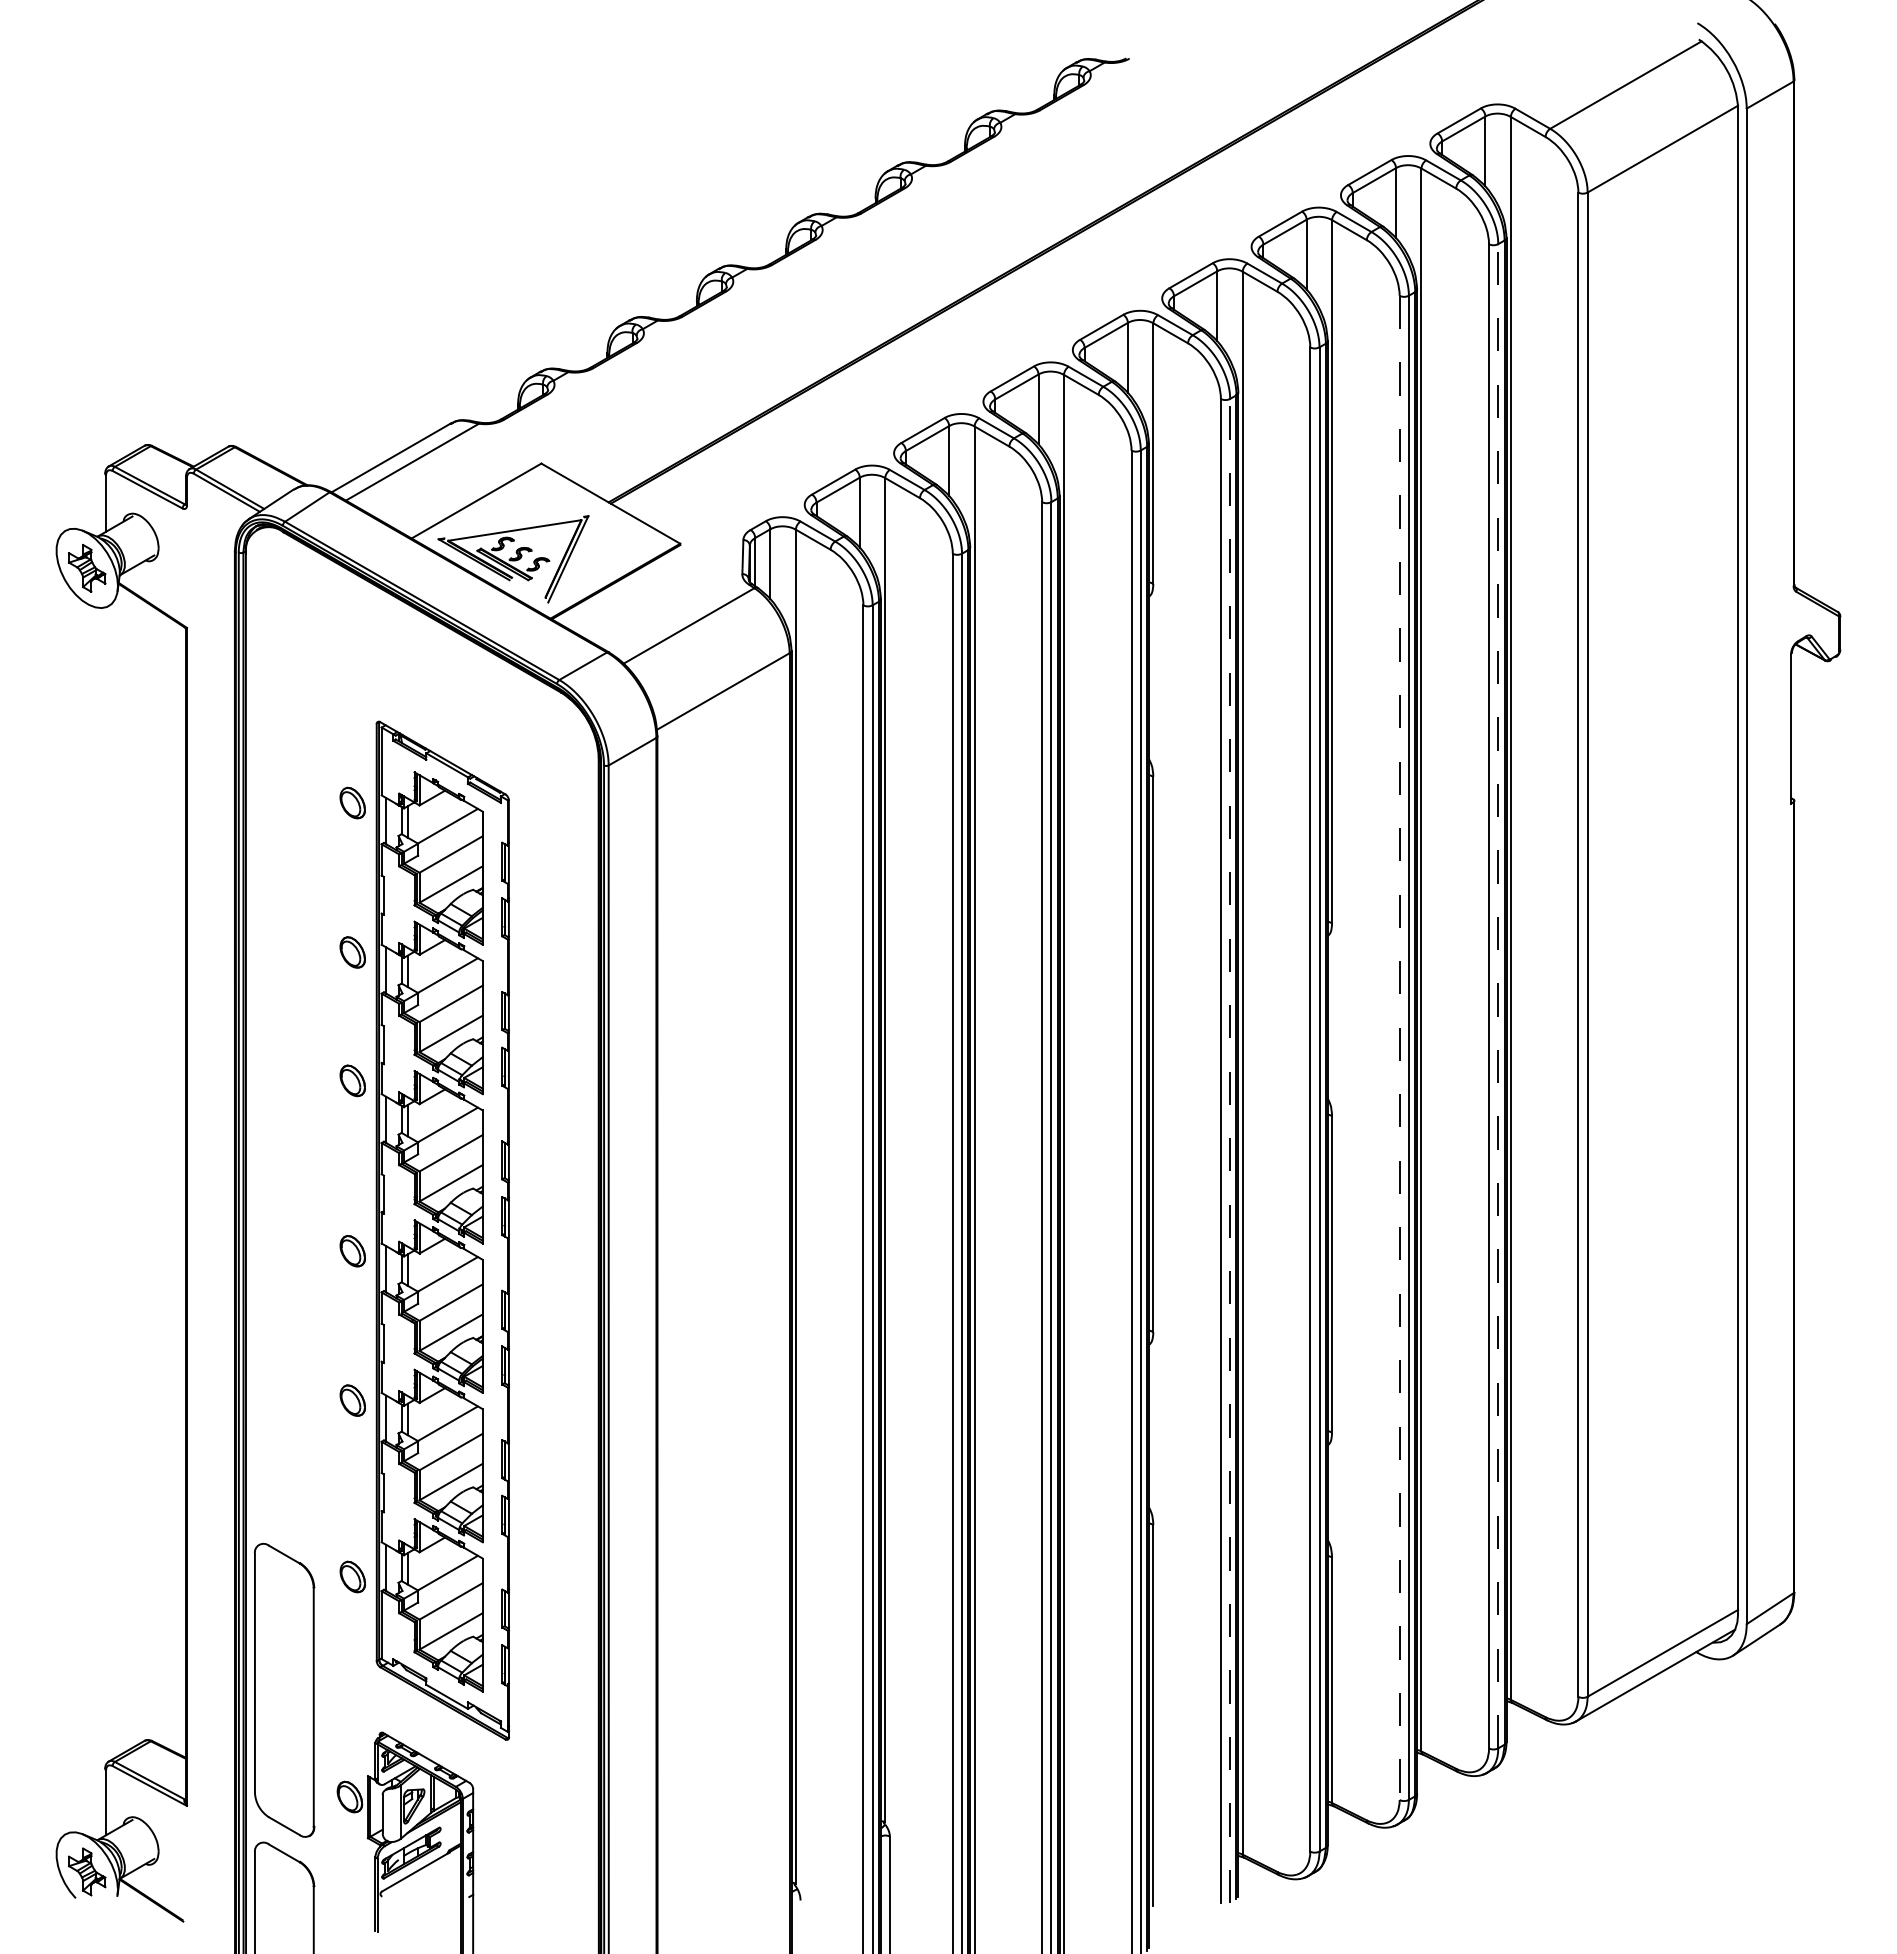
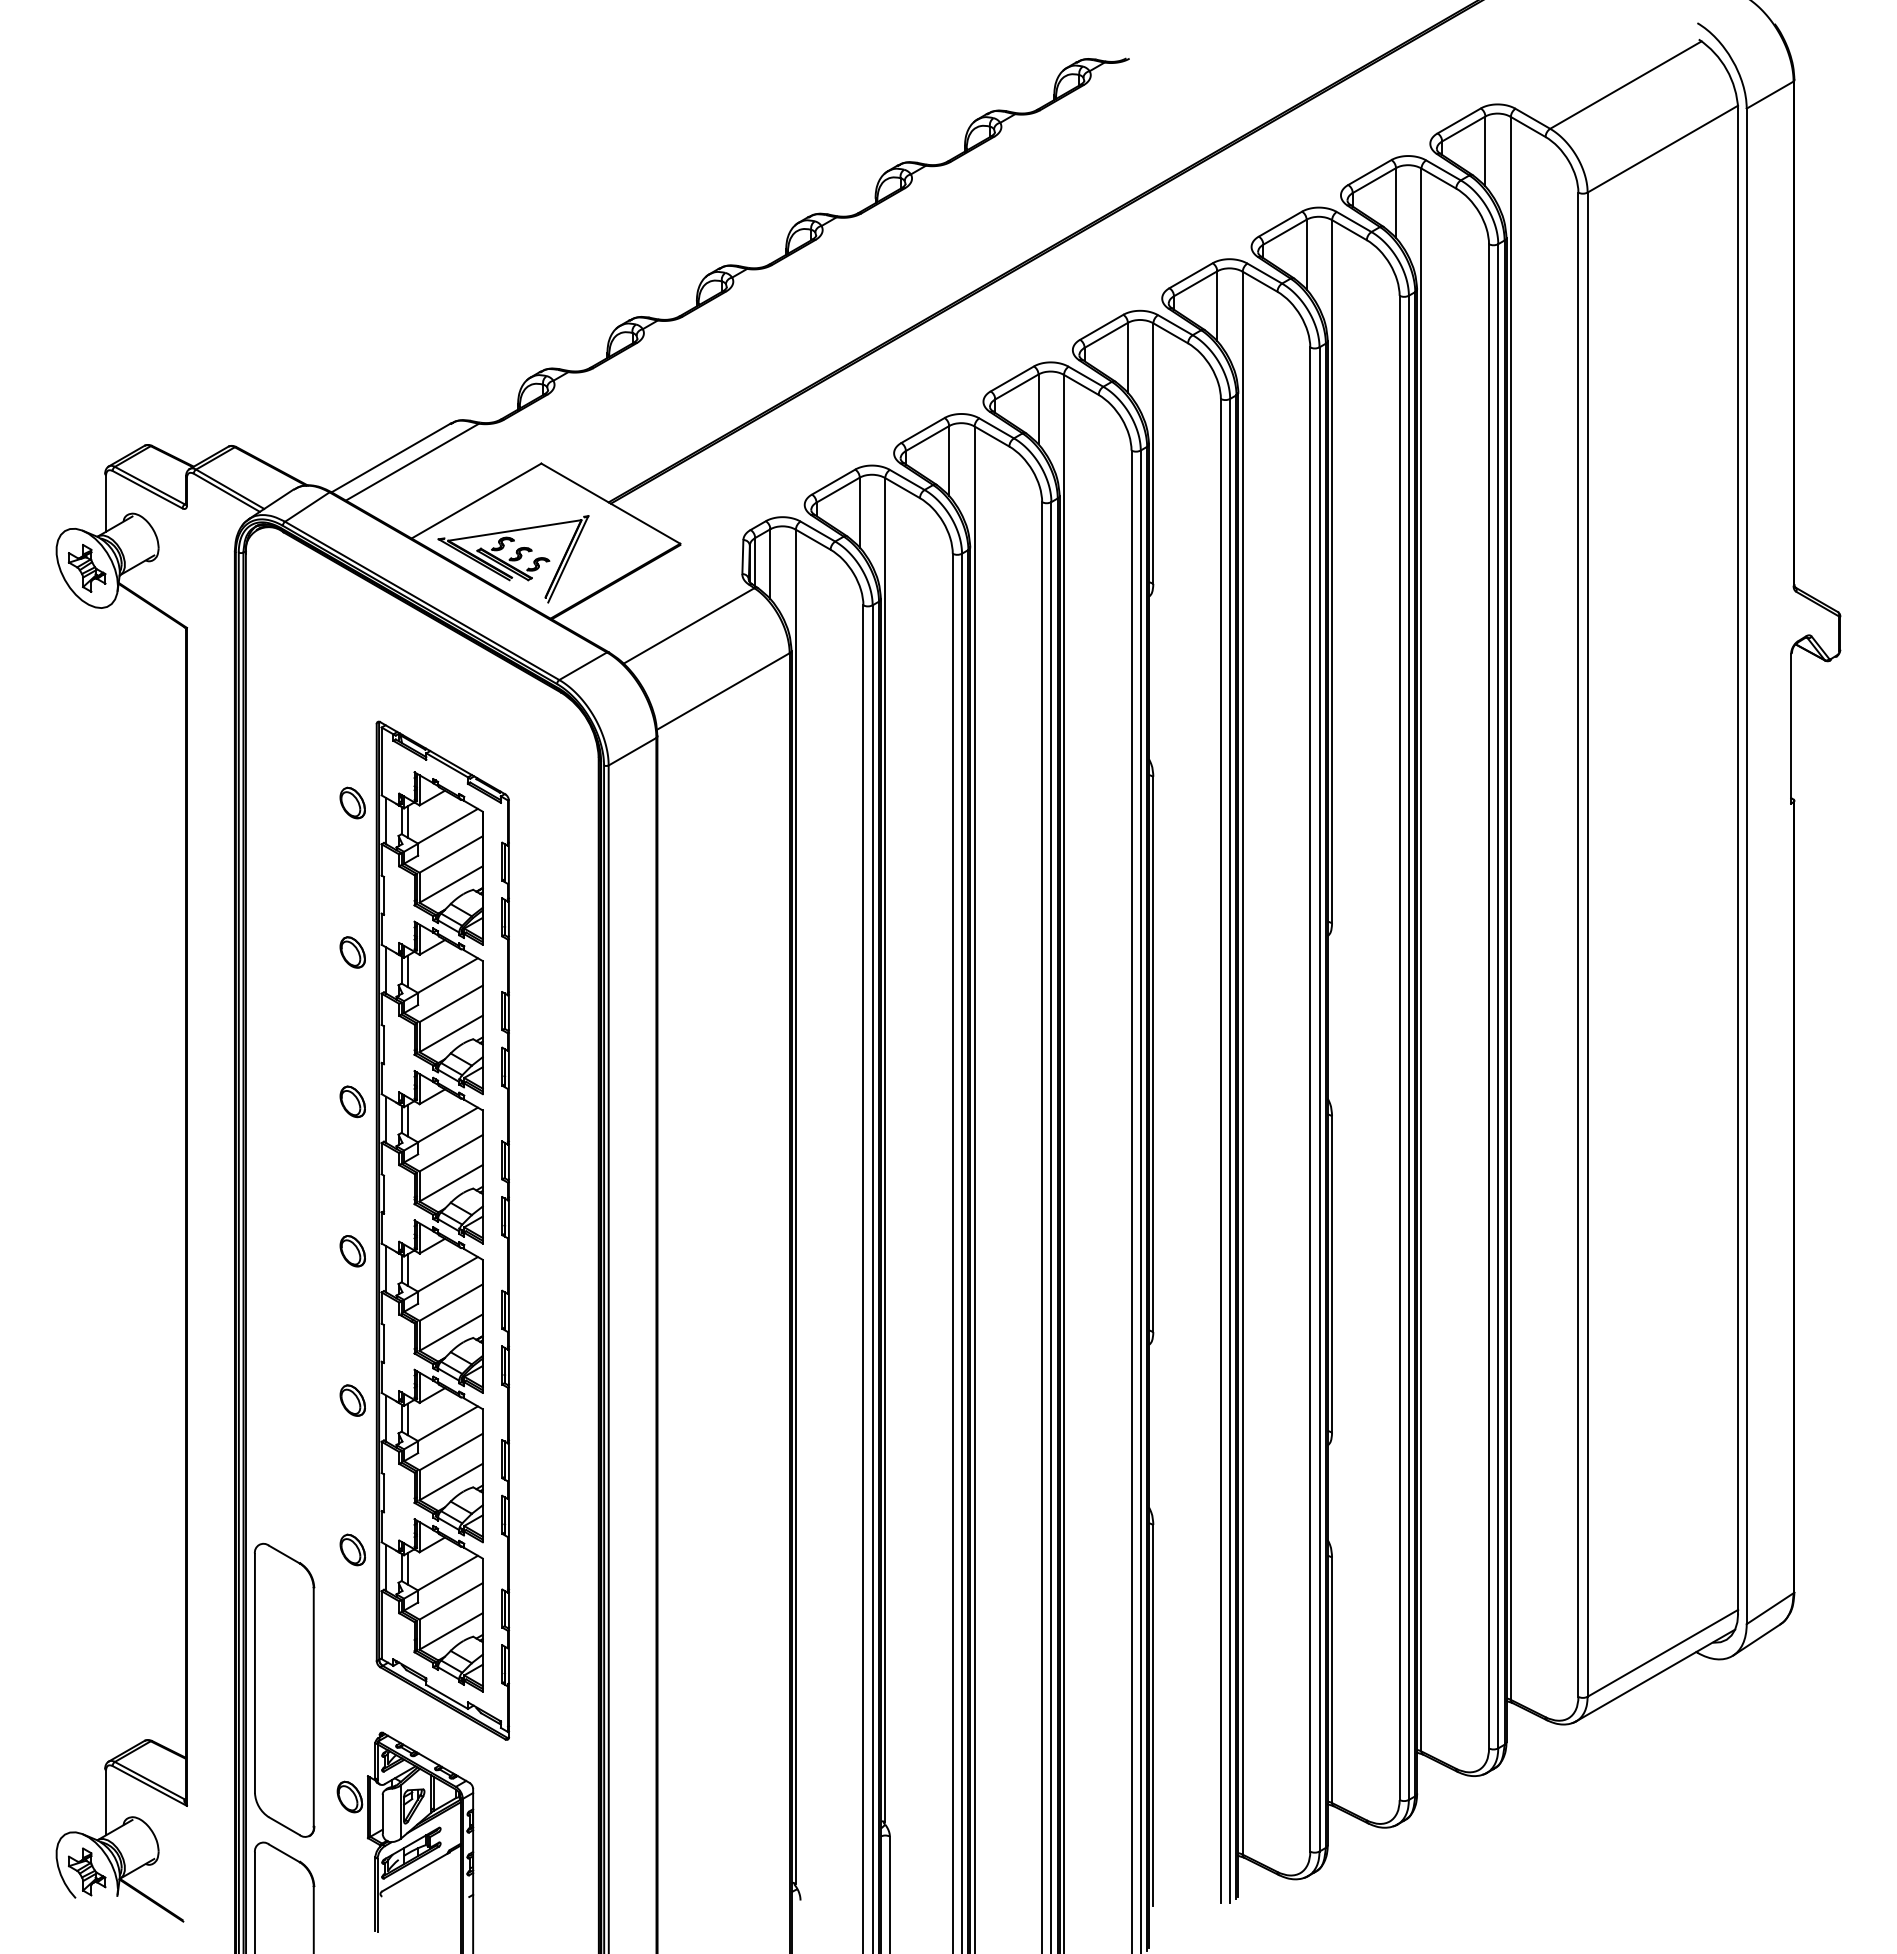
line: dashed -> solid (1498, 995)
line: dashed -> solid (1399, 1048)
part position: (352, 1080) -> (352, 1101) (352, 1101)
line: dashed -> solid (1230, 1150)
part position: (352, 1576) -> (352, 1549) (352, 1549)
